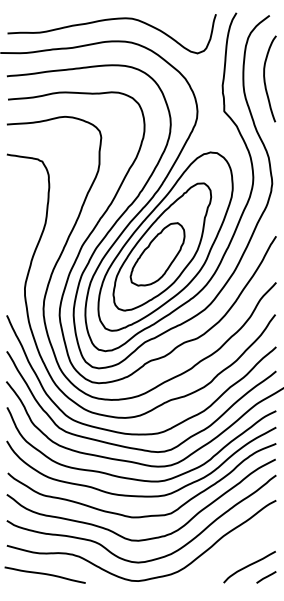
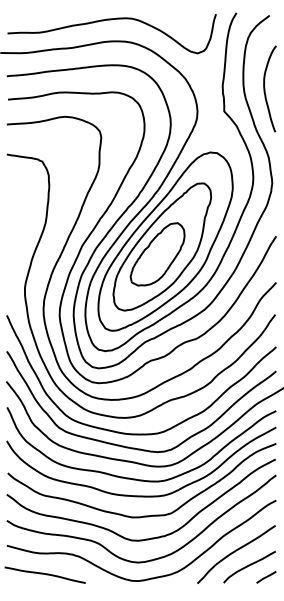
curve position: (265, 78) -> (265, 88) (265, 88)
curve: none -> present (235, 552)
